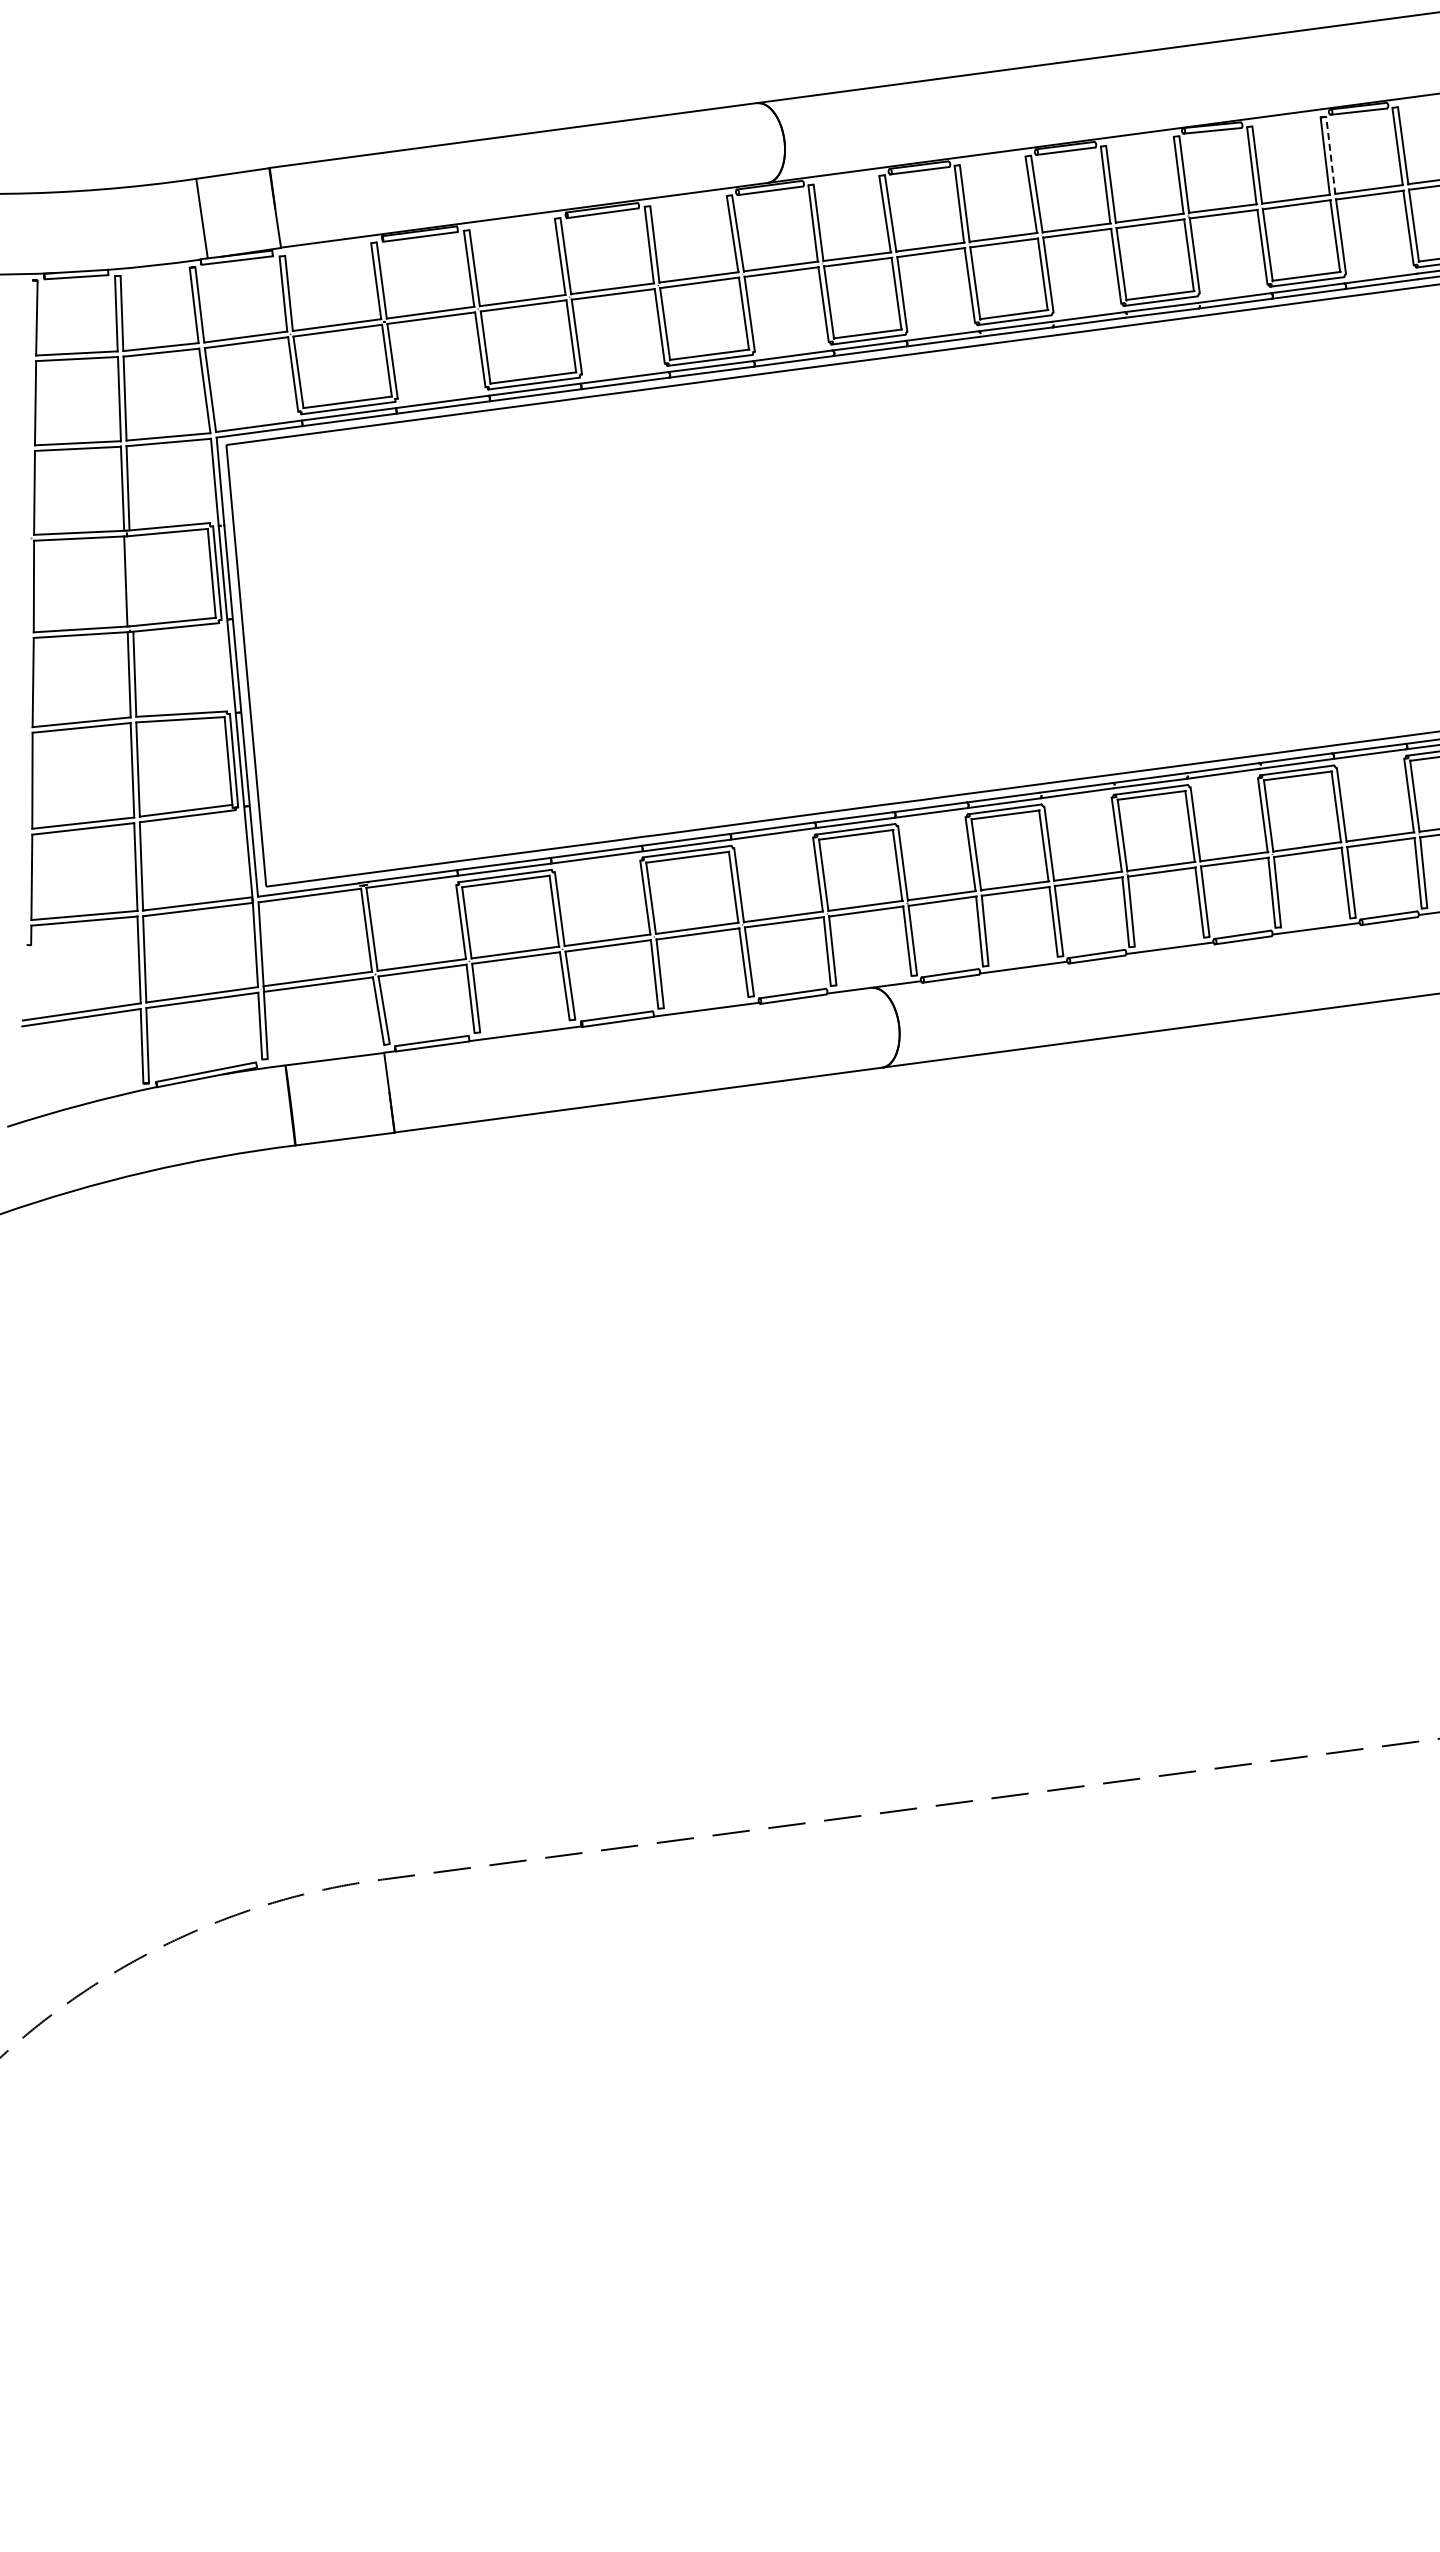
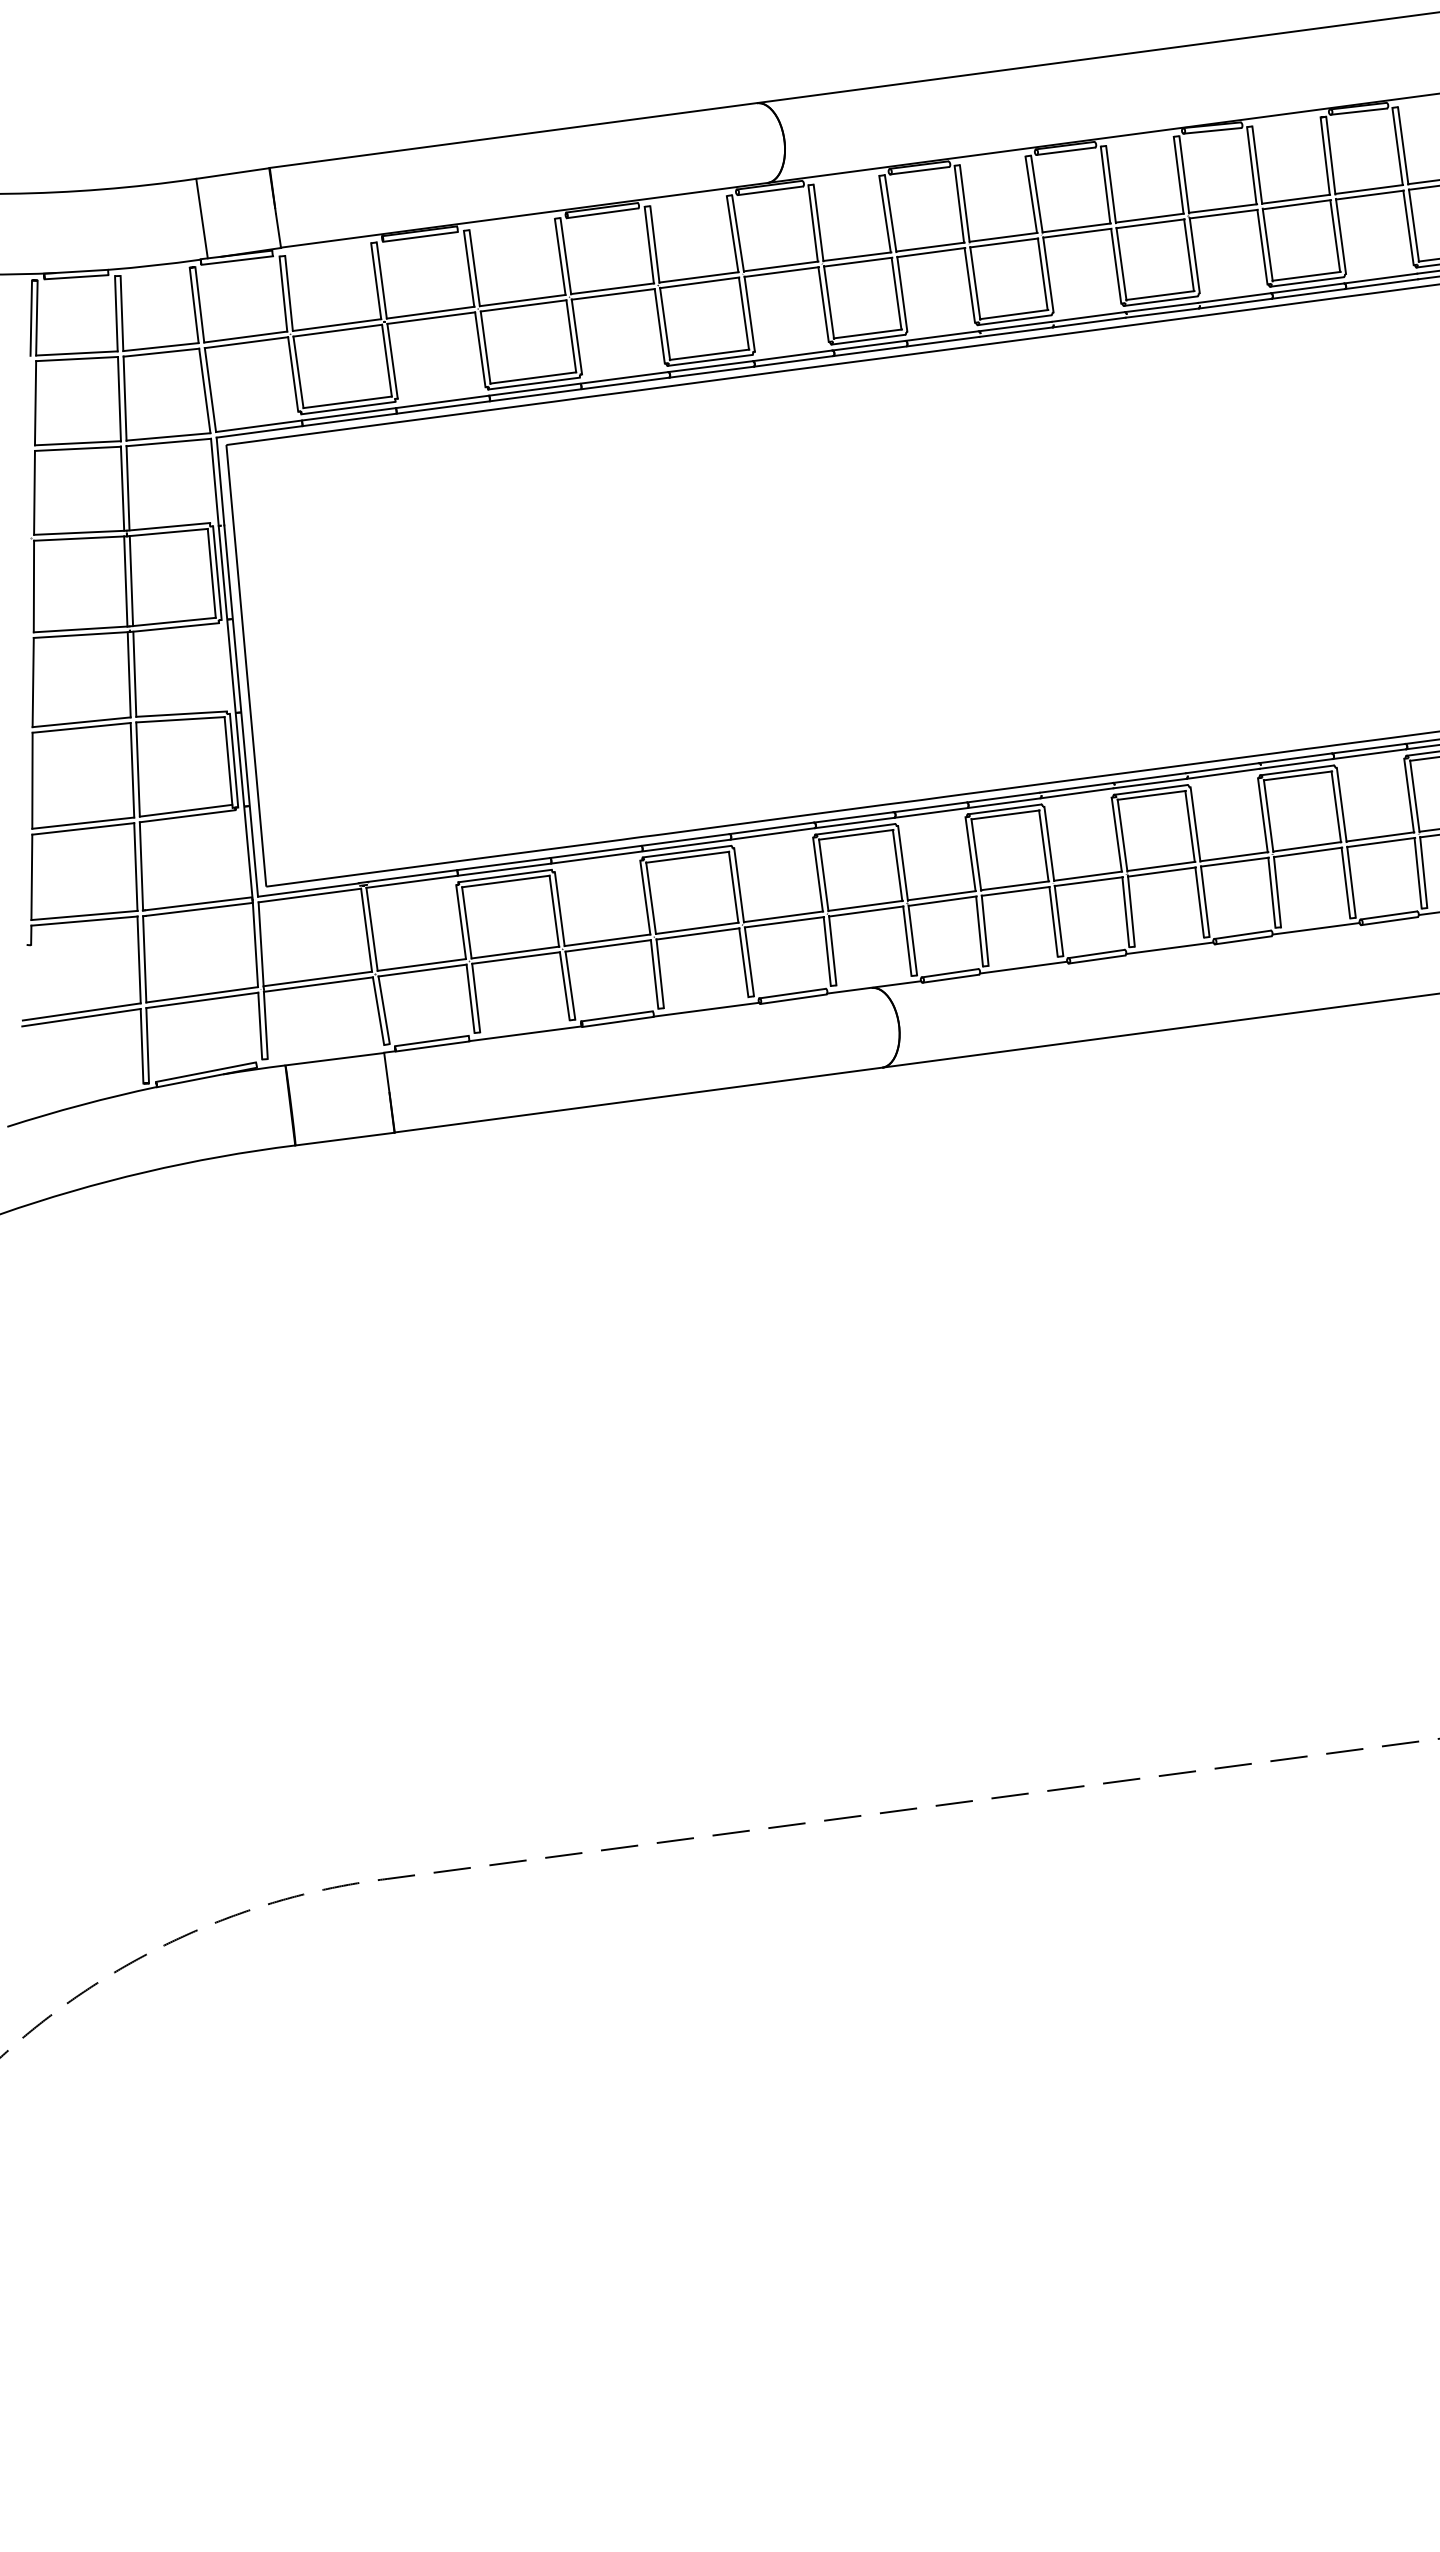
line: dashed -> solid (1330, 155)
line: none -> present (31, 317)
line: none -> present (131, 581)
